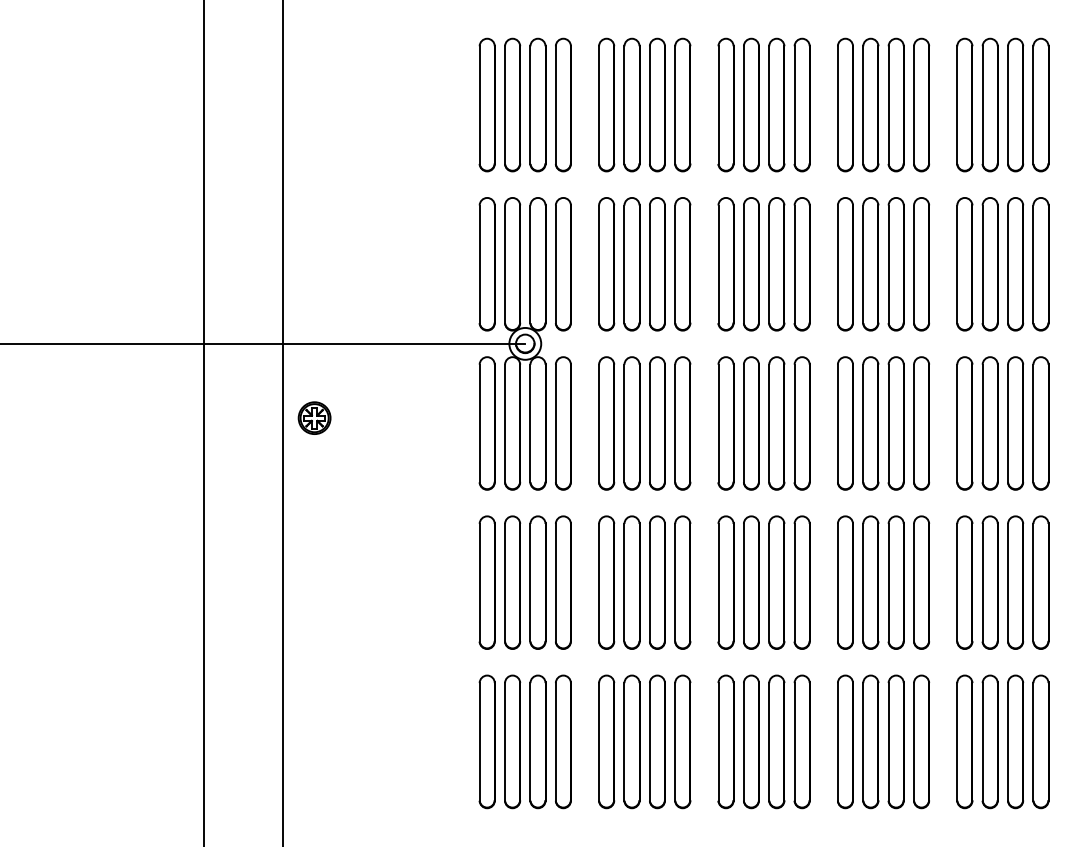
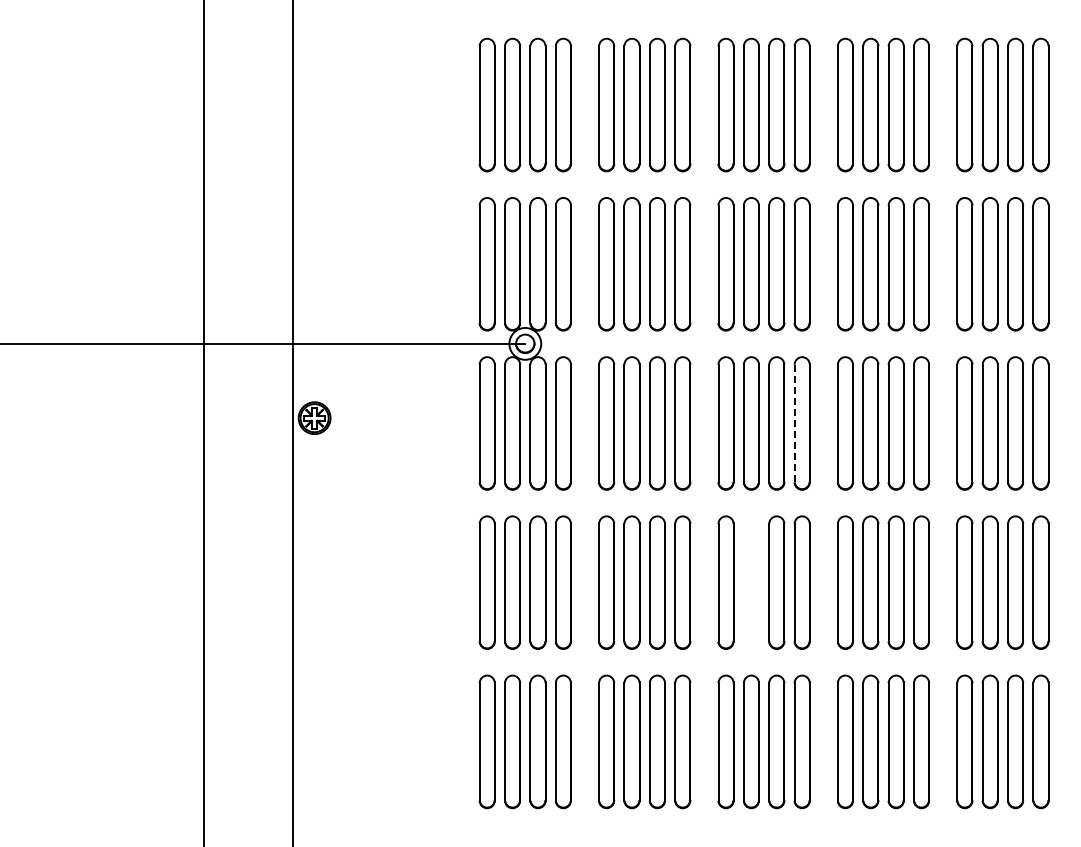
line position: (282, 422) -> (292, 422) (292, 422)
line: solid -> dashed (794, 423)
part: present -> none (751, 582)
